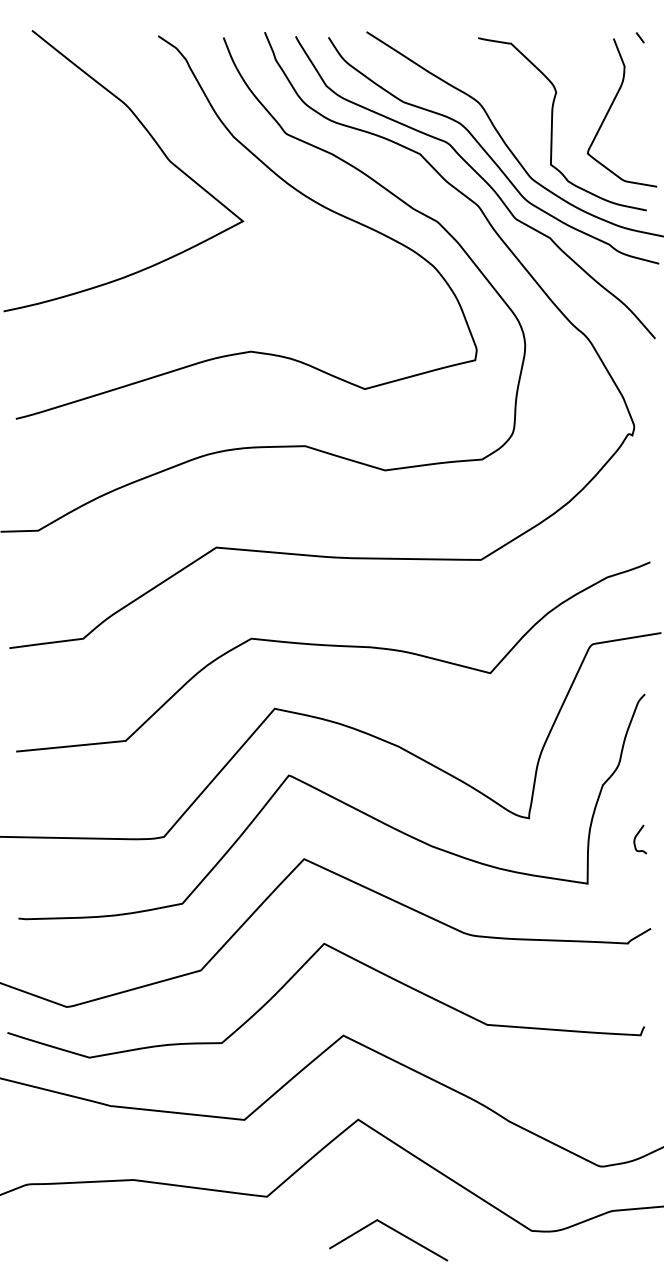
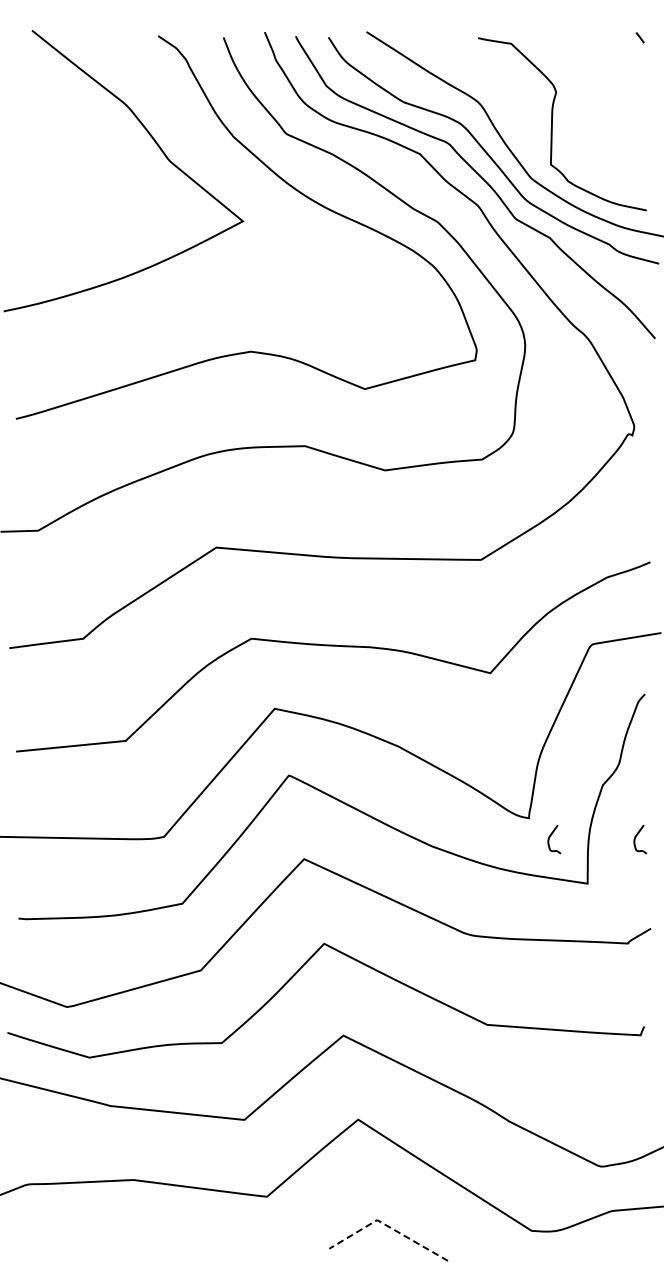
curve: present -> none (611, 107)
curve: none -> present (550, 837)
line: solid -> dashed (387, 1226)
